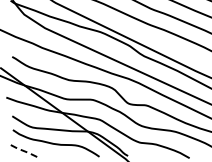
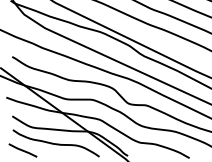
line: dashed -> solid (22, 150)
